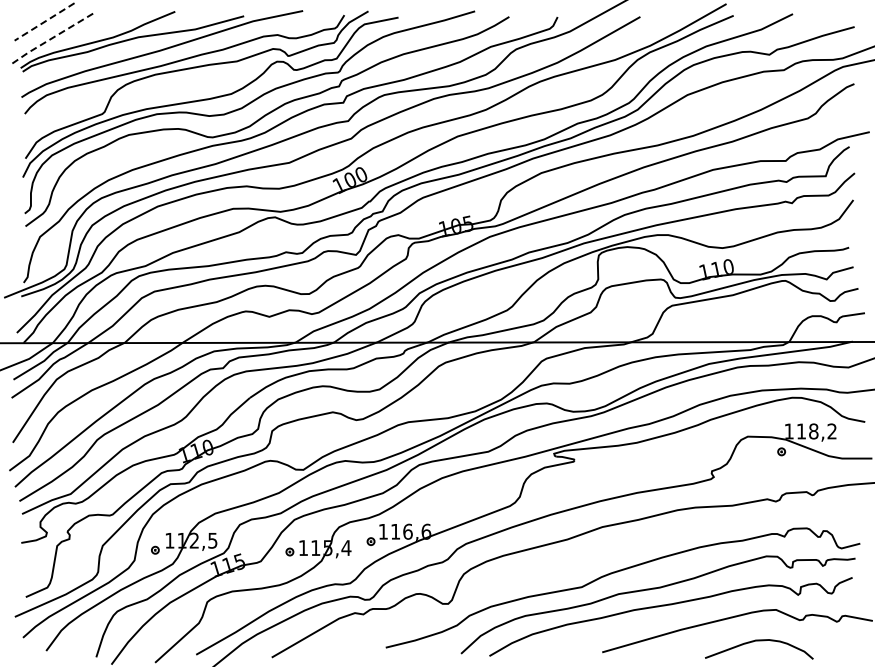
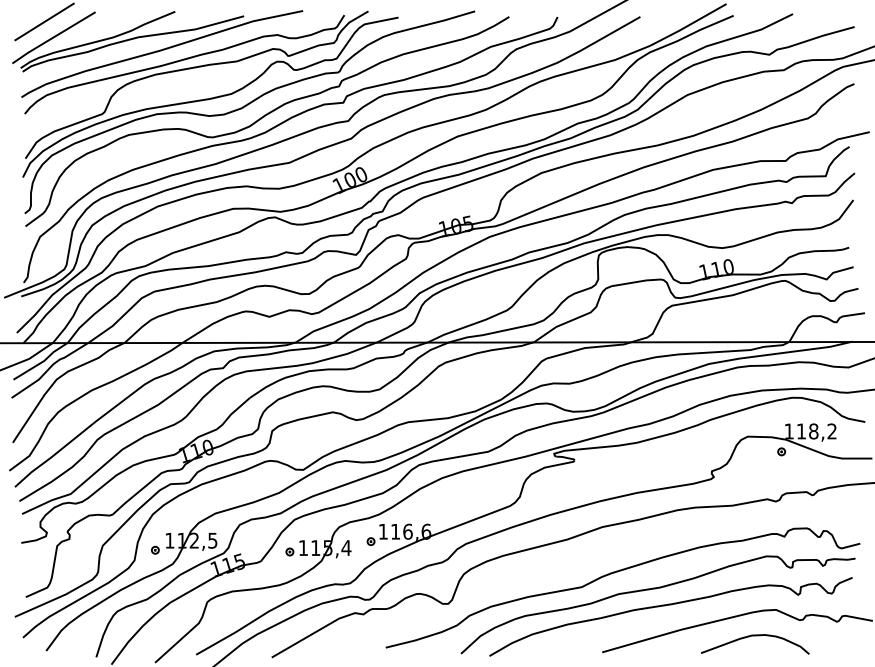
line: dashed -> solid (44, 22)
line: dashed -> solid (53, 37)
curve position: (759, 641) -> (755, 636) (755, 636)
